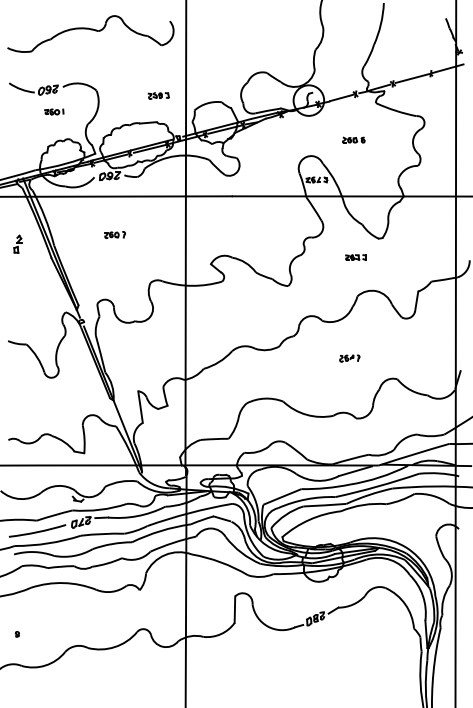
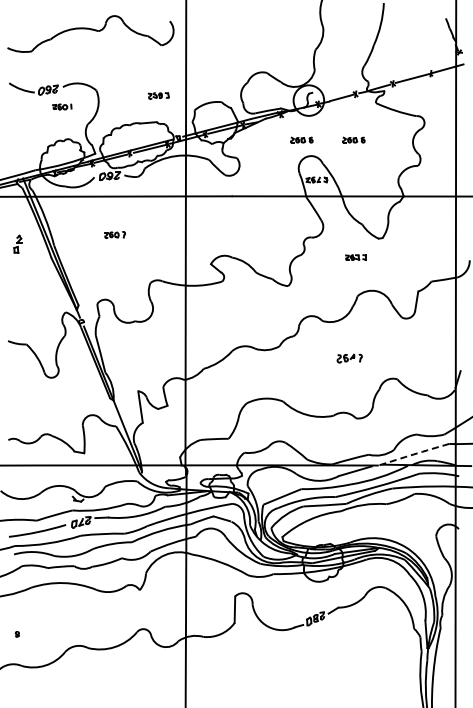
part position: (54, 111) -> (62, 106) (62, 106)
part: none -> present (301, 139)
part size: 22x9 px -> 27x11 px (349, 358)
arc: solid -> dashed (413, 454)
